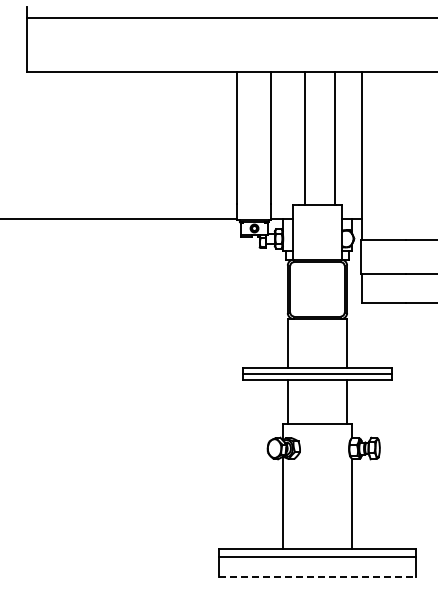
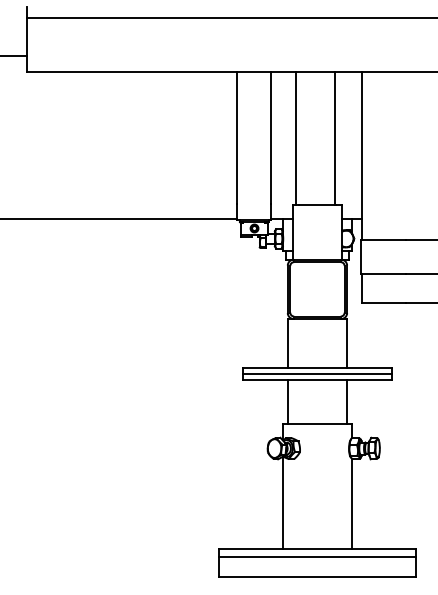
line: none -> present (14, 55)
line position: (304, 138) -> (295, 138) (295, 138)
line: dashed -> solid (317, 577)
